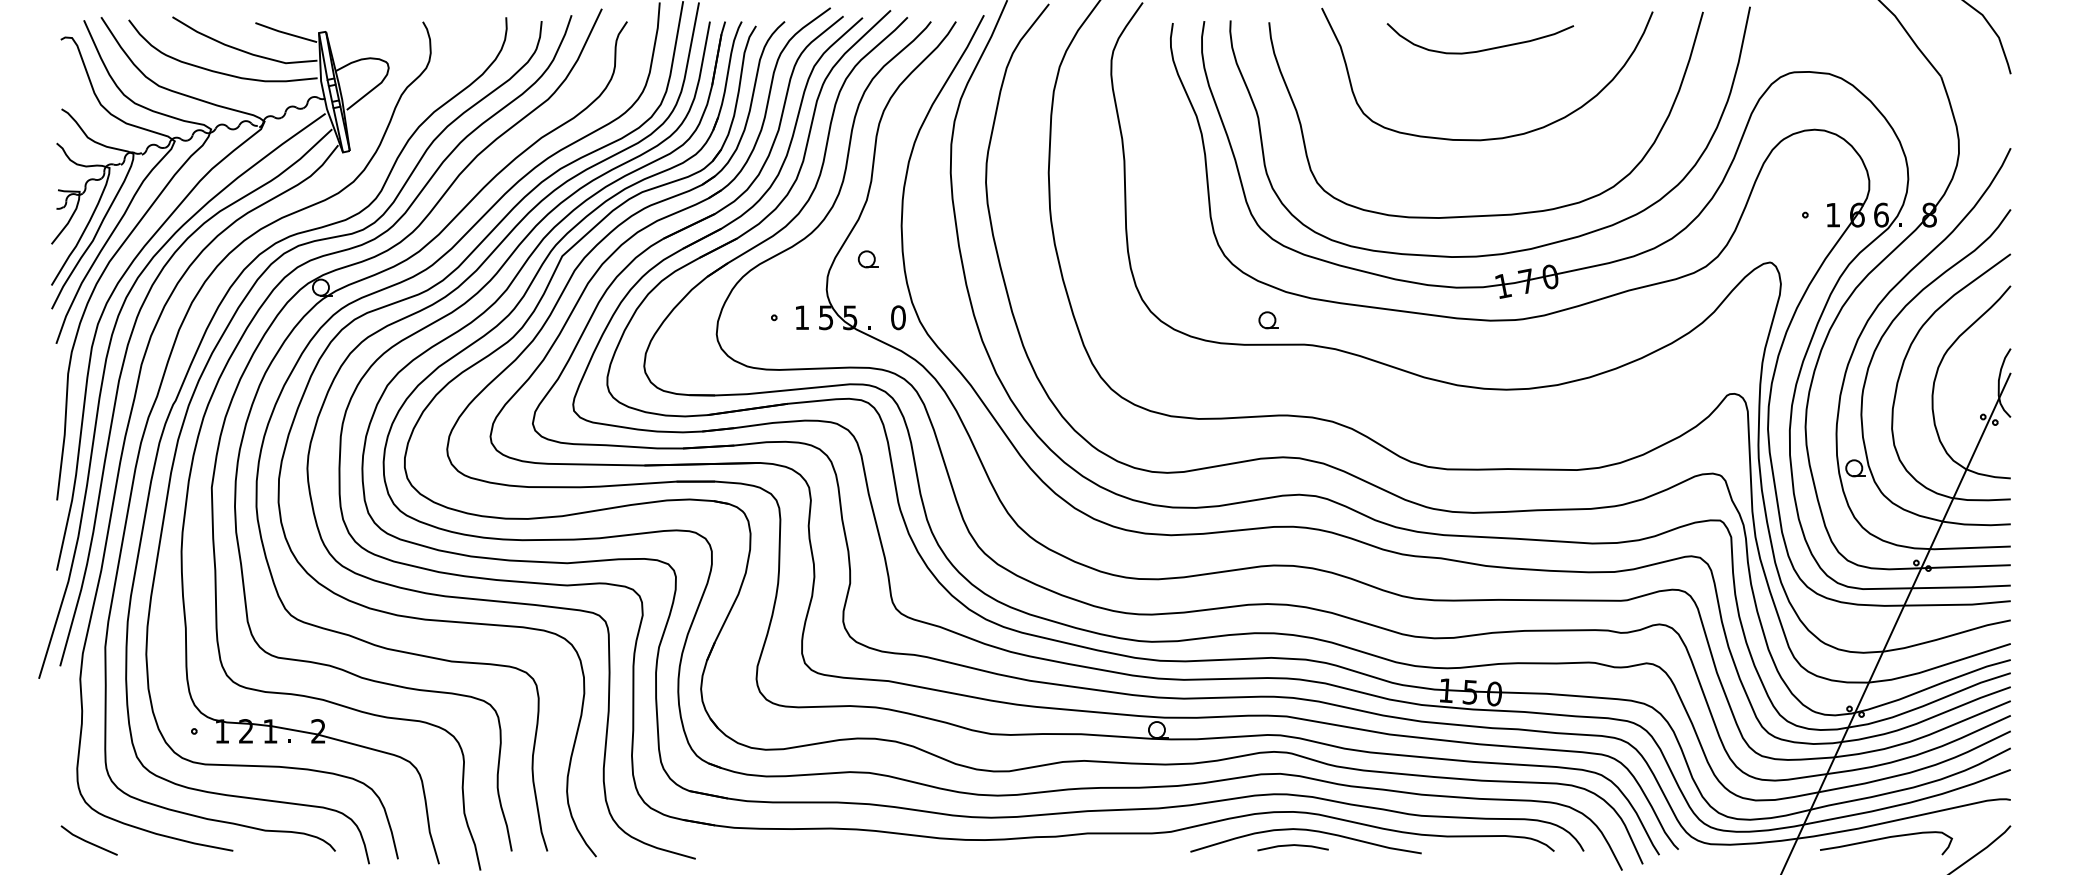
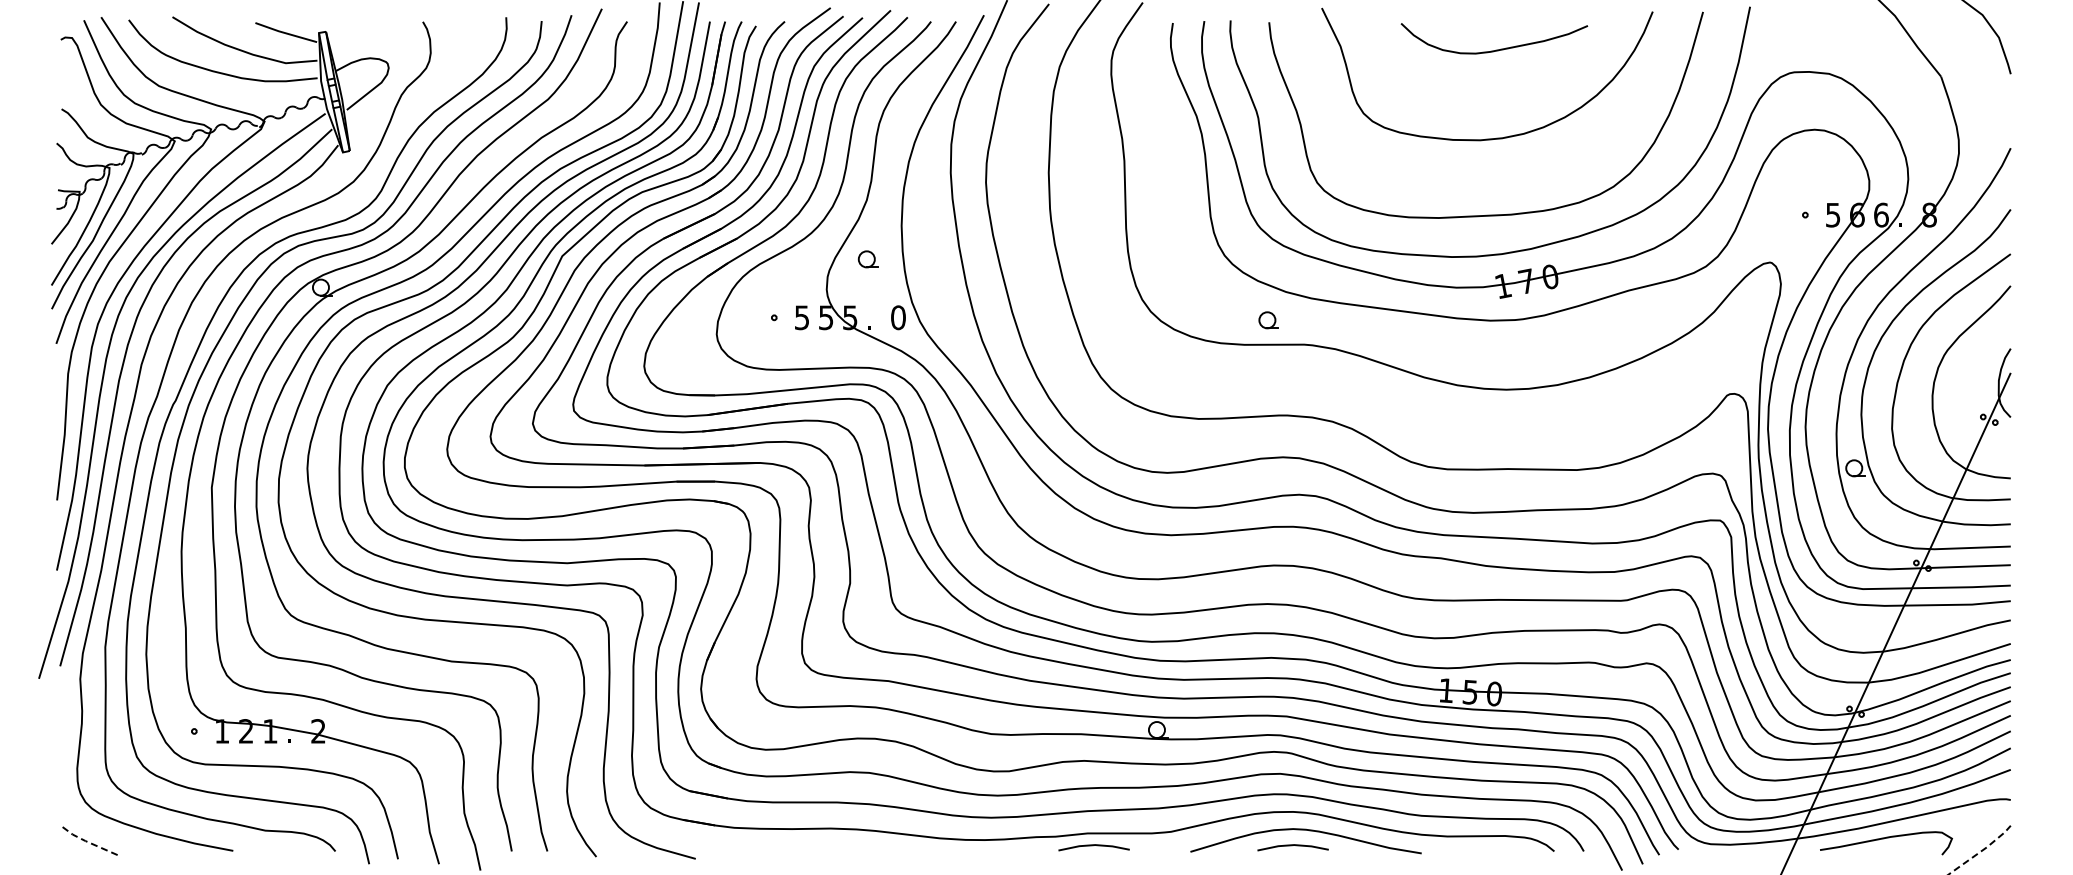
curve position: (1482, 49) -> (1496, 49) (1496, 49)
text: 1 -> 5 (1833, 215)
text: 1 -> 5 (801, 317)
line: solid -> dashed (87, 841)
line: none -> present (1093, 846)
line: solid -> dashed (1982, 850)
